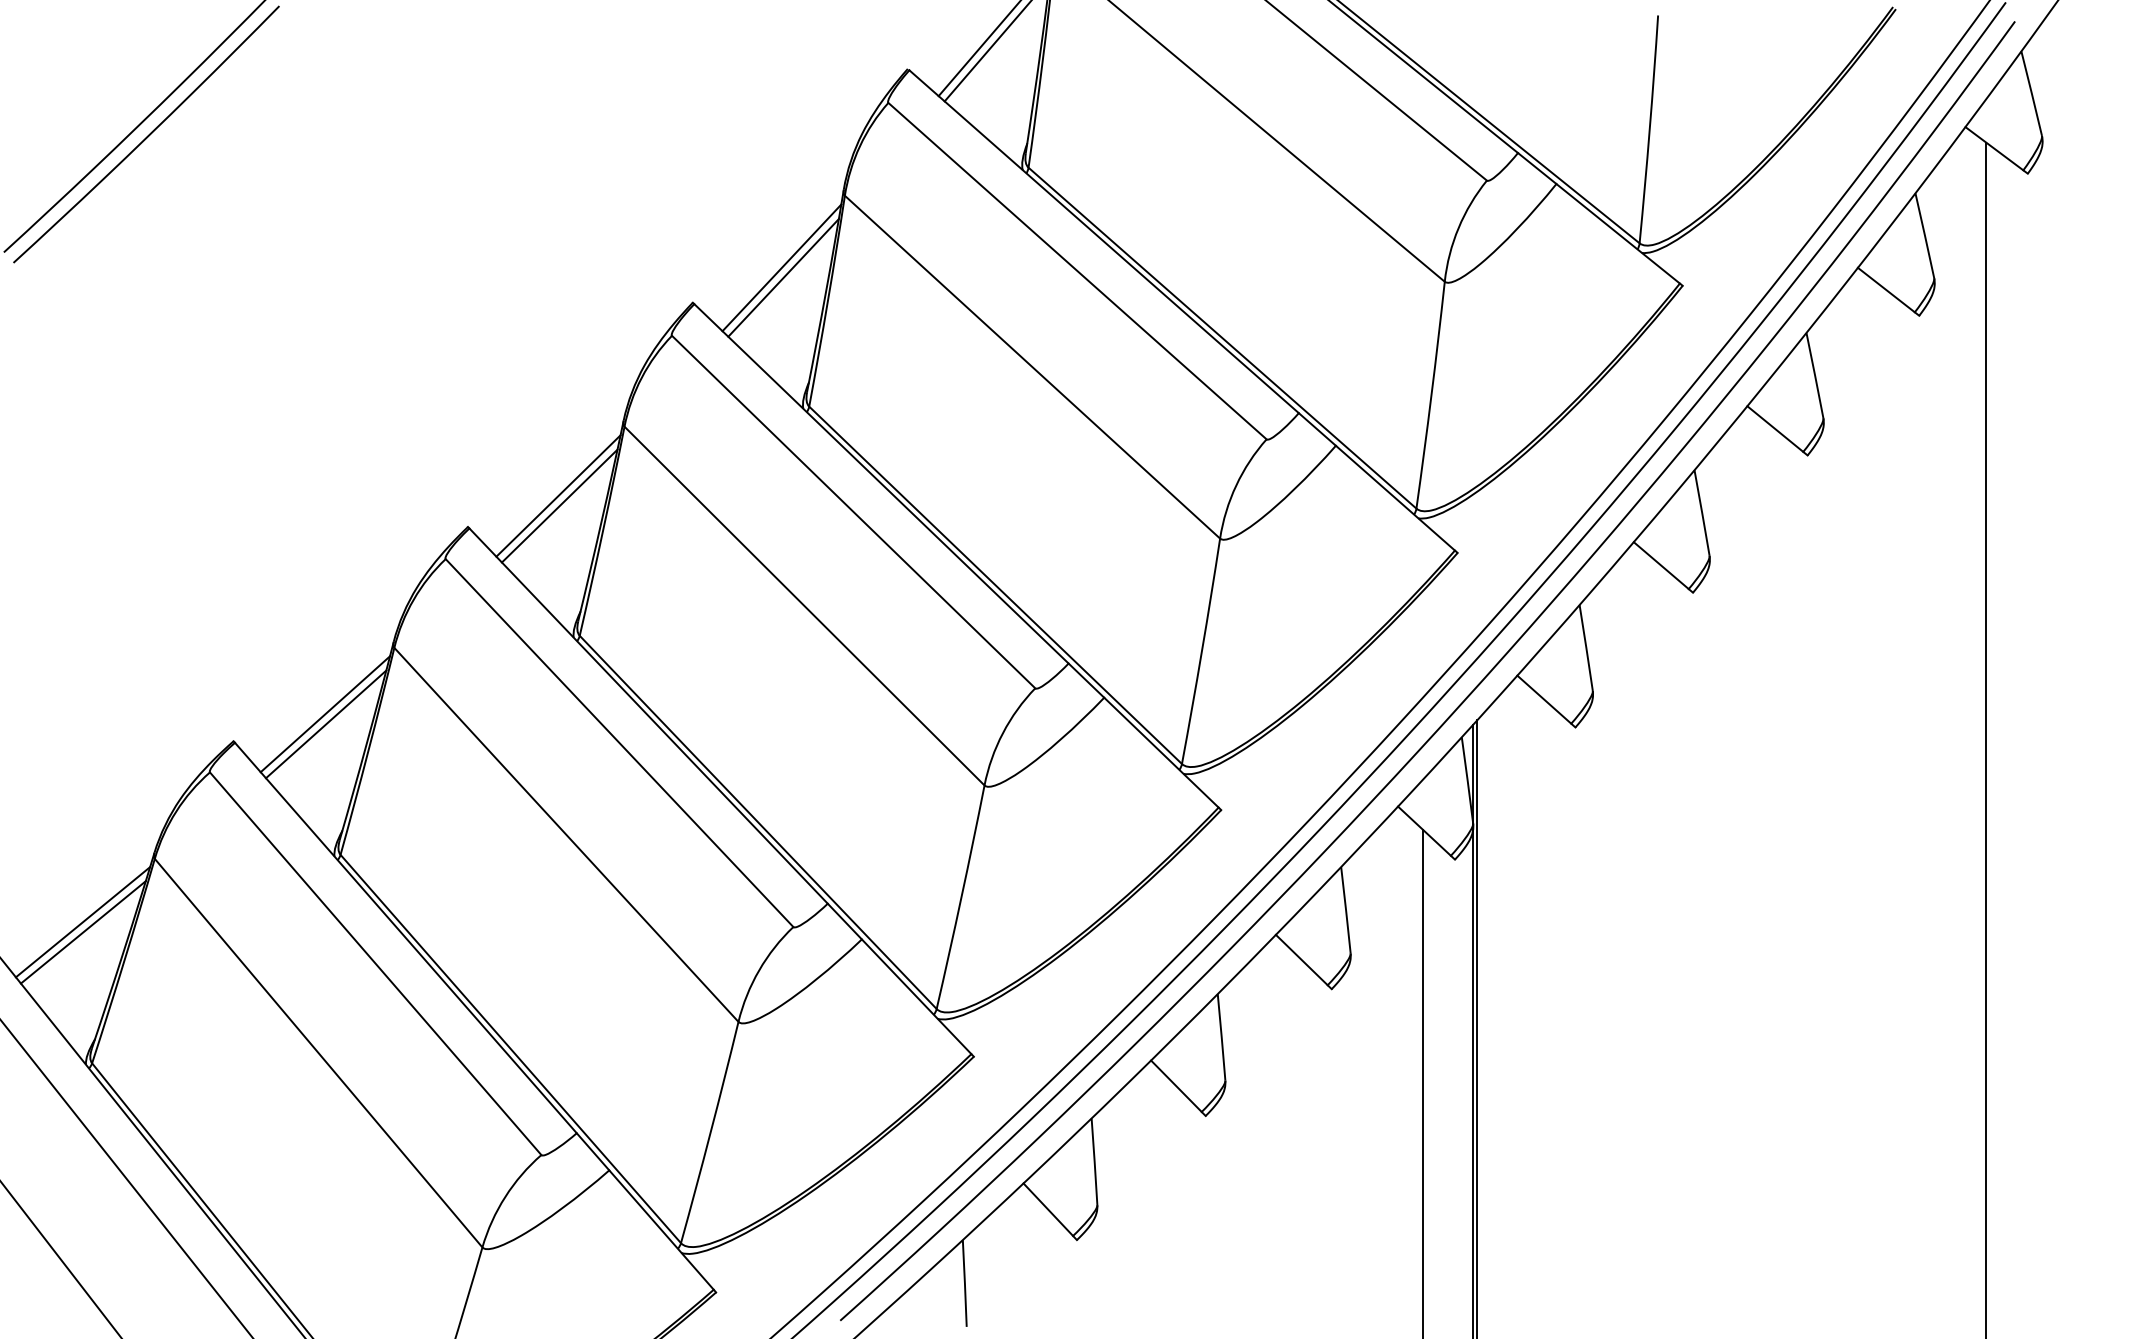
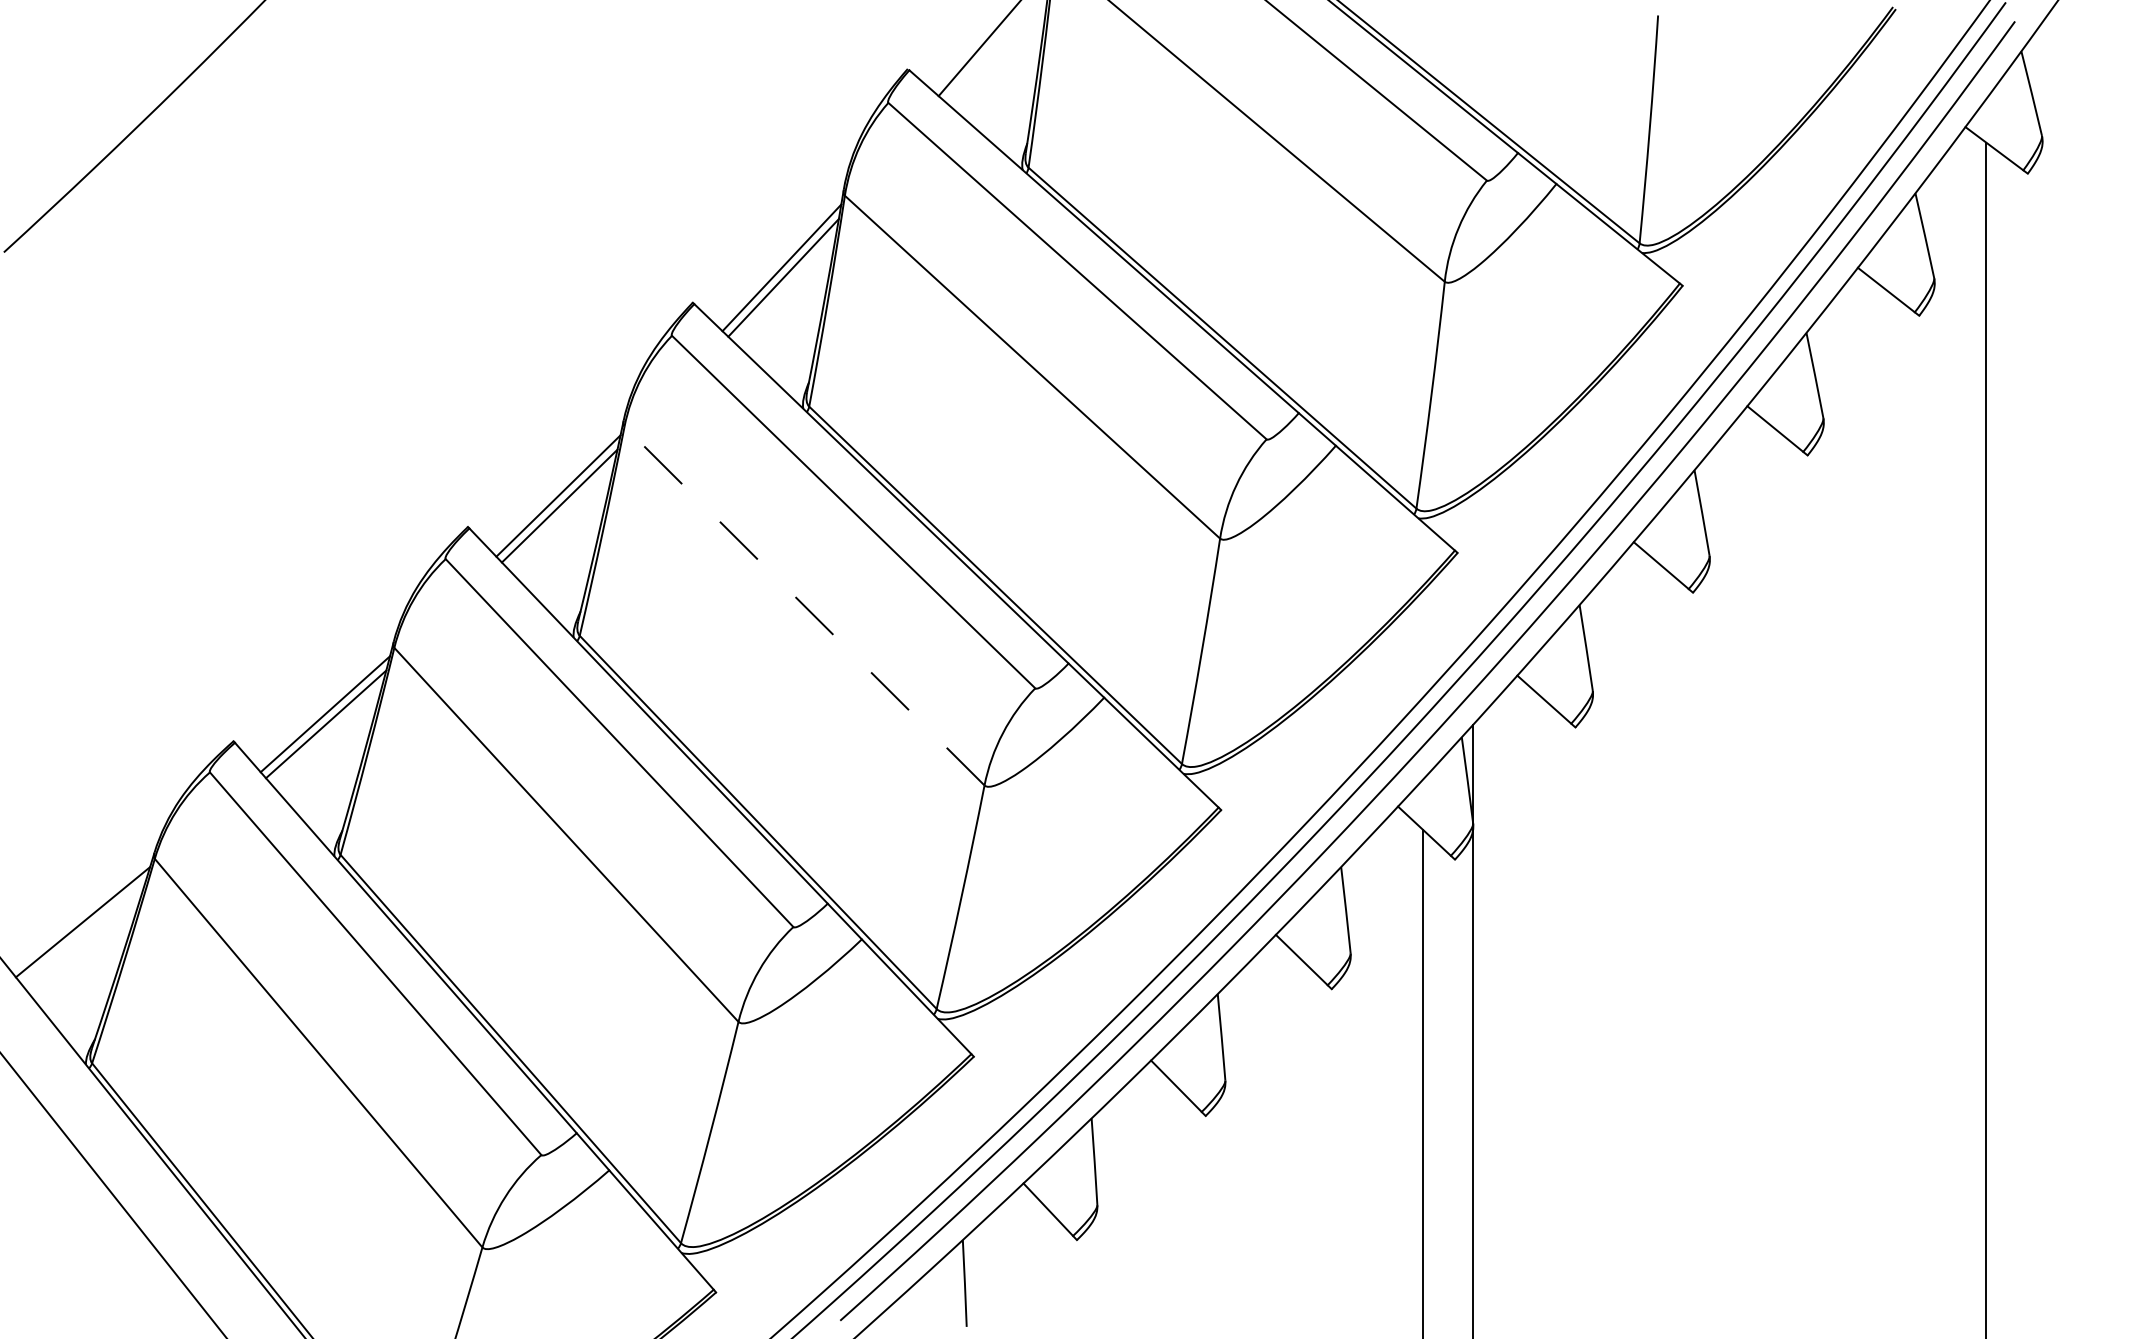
line: present -> none (986, 51)
curve: present -> none (147, 135)
line: solid -> dashed (804, 605)
line: present -> none (82, 932)
line: present -> none (1477, 1027)
line position: (126, 1178) -> (113, 1194) (113, 1194)
line: present -> none (60, 1259)
